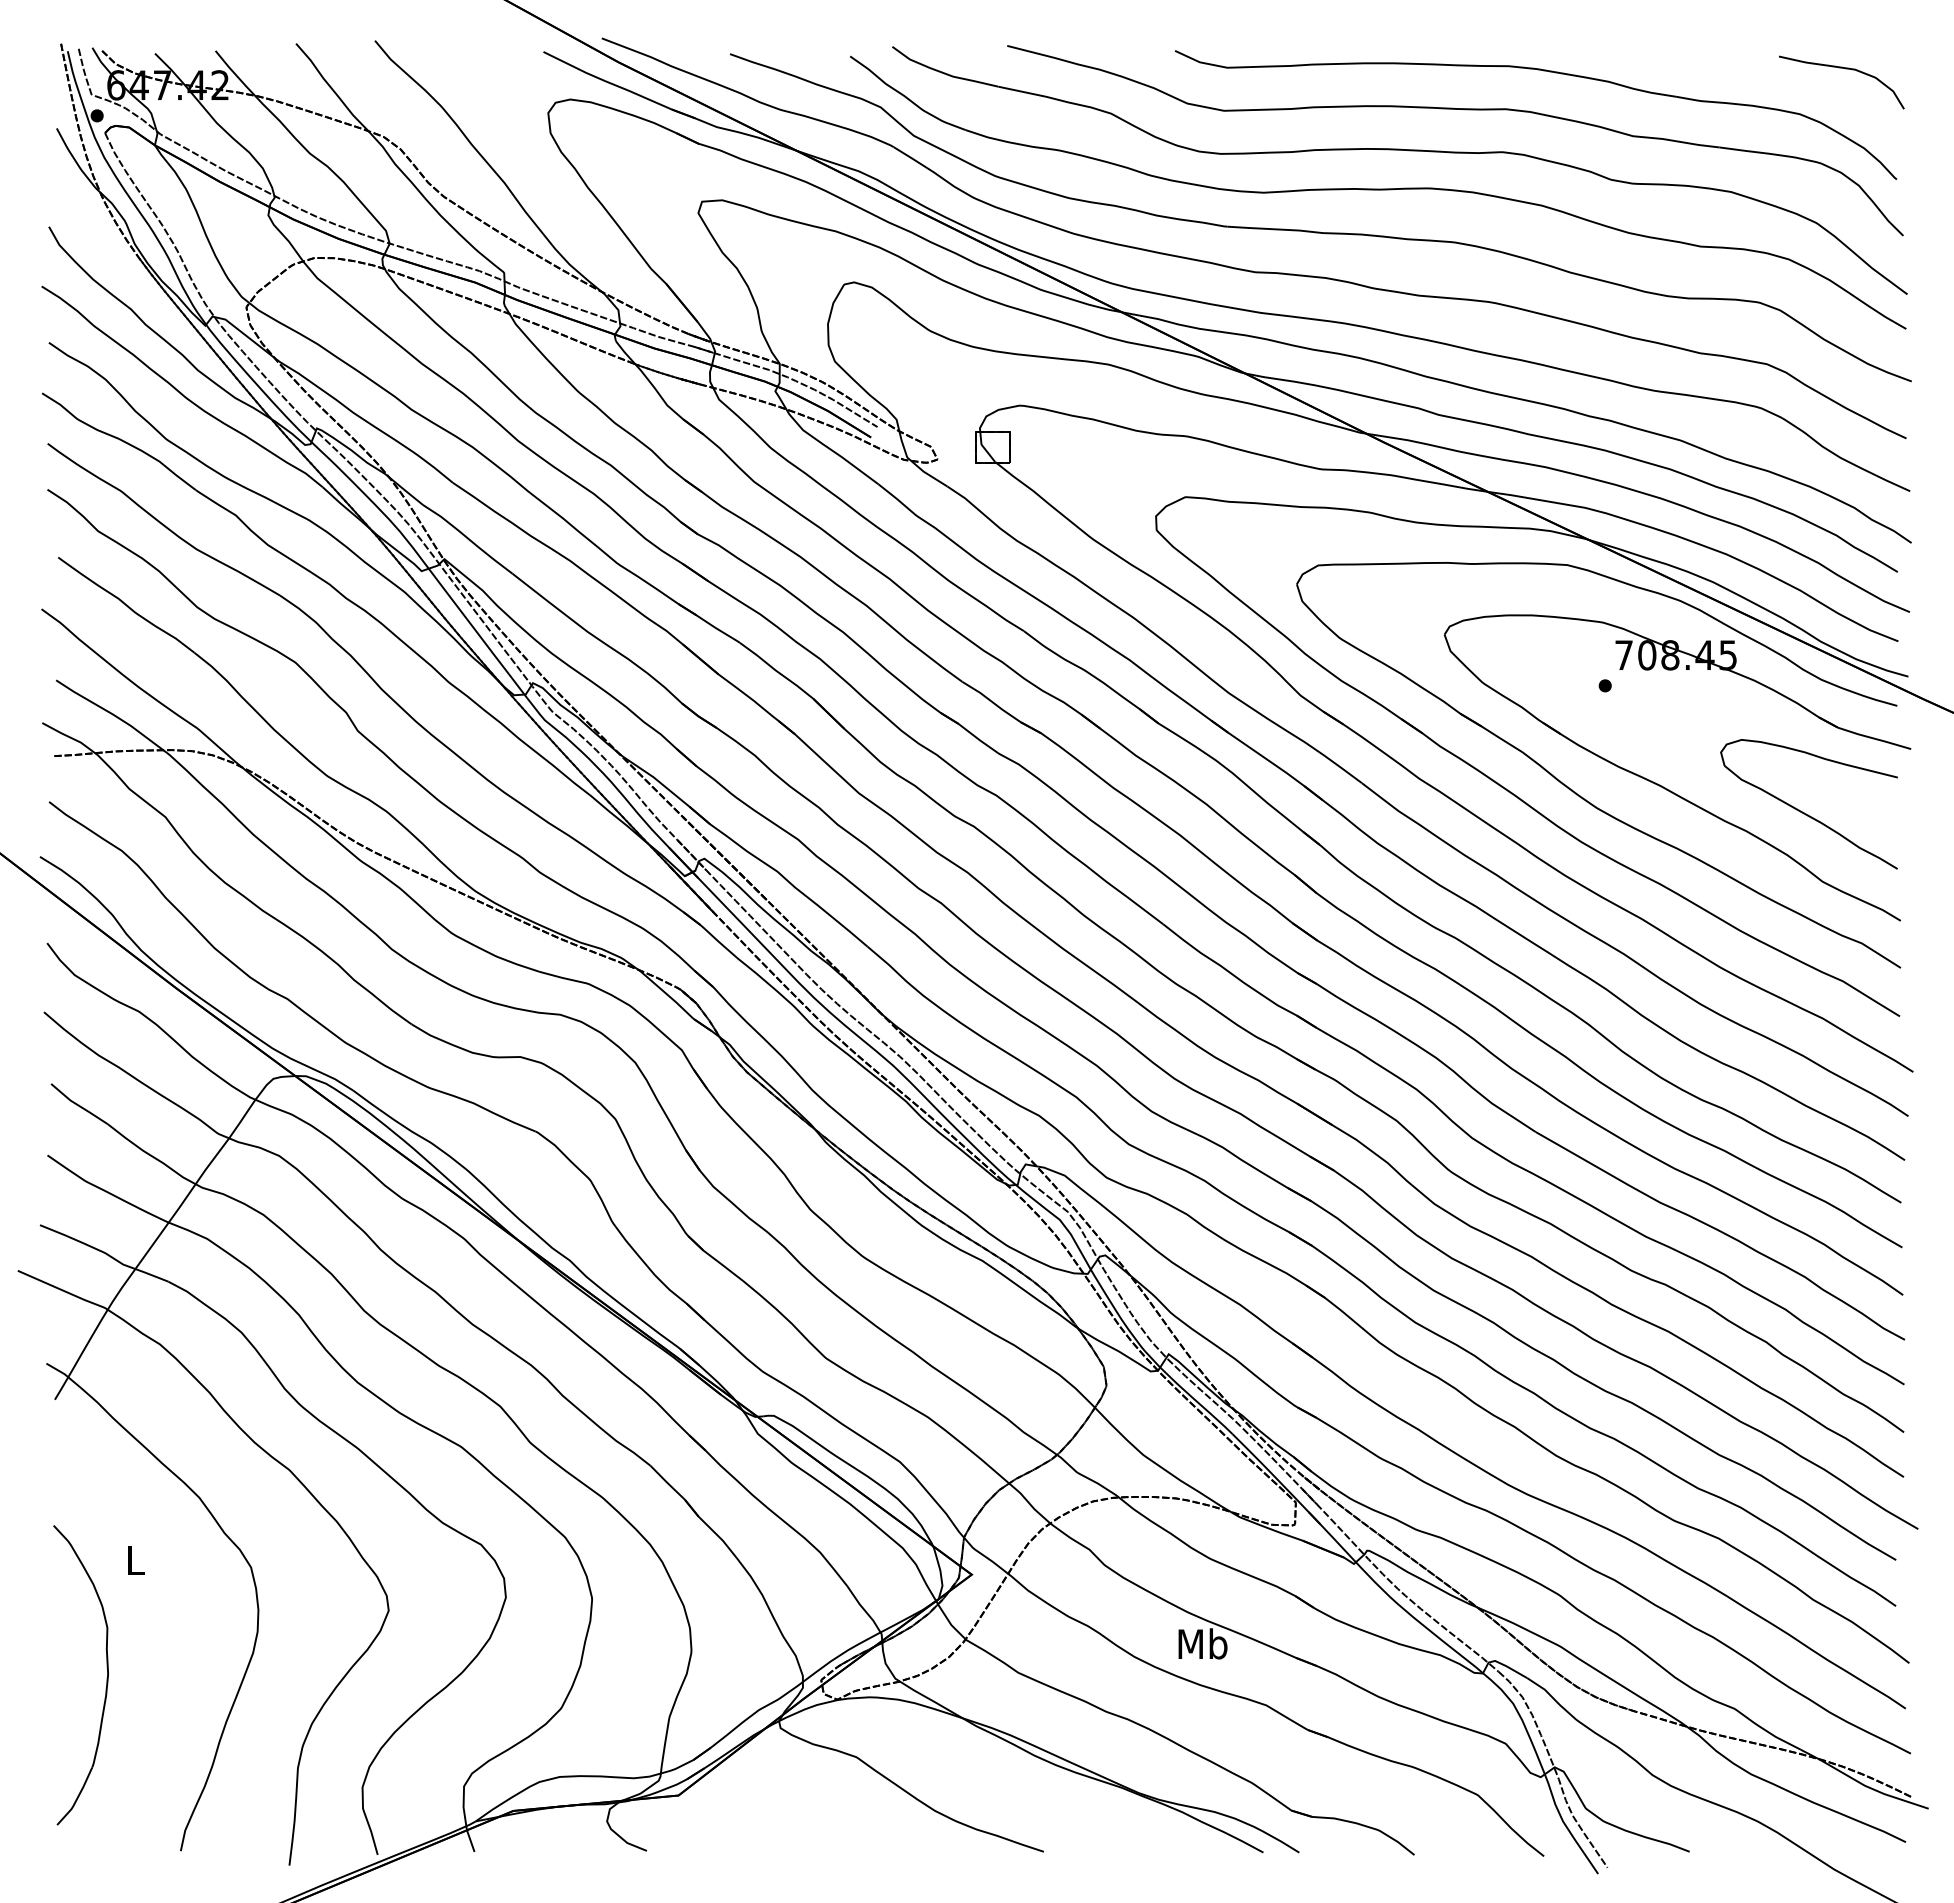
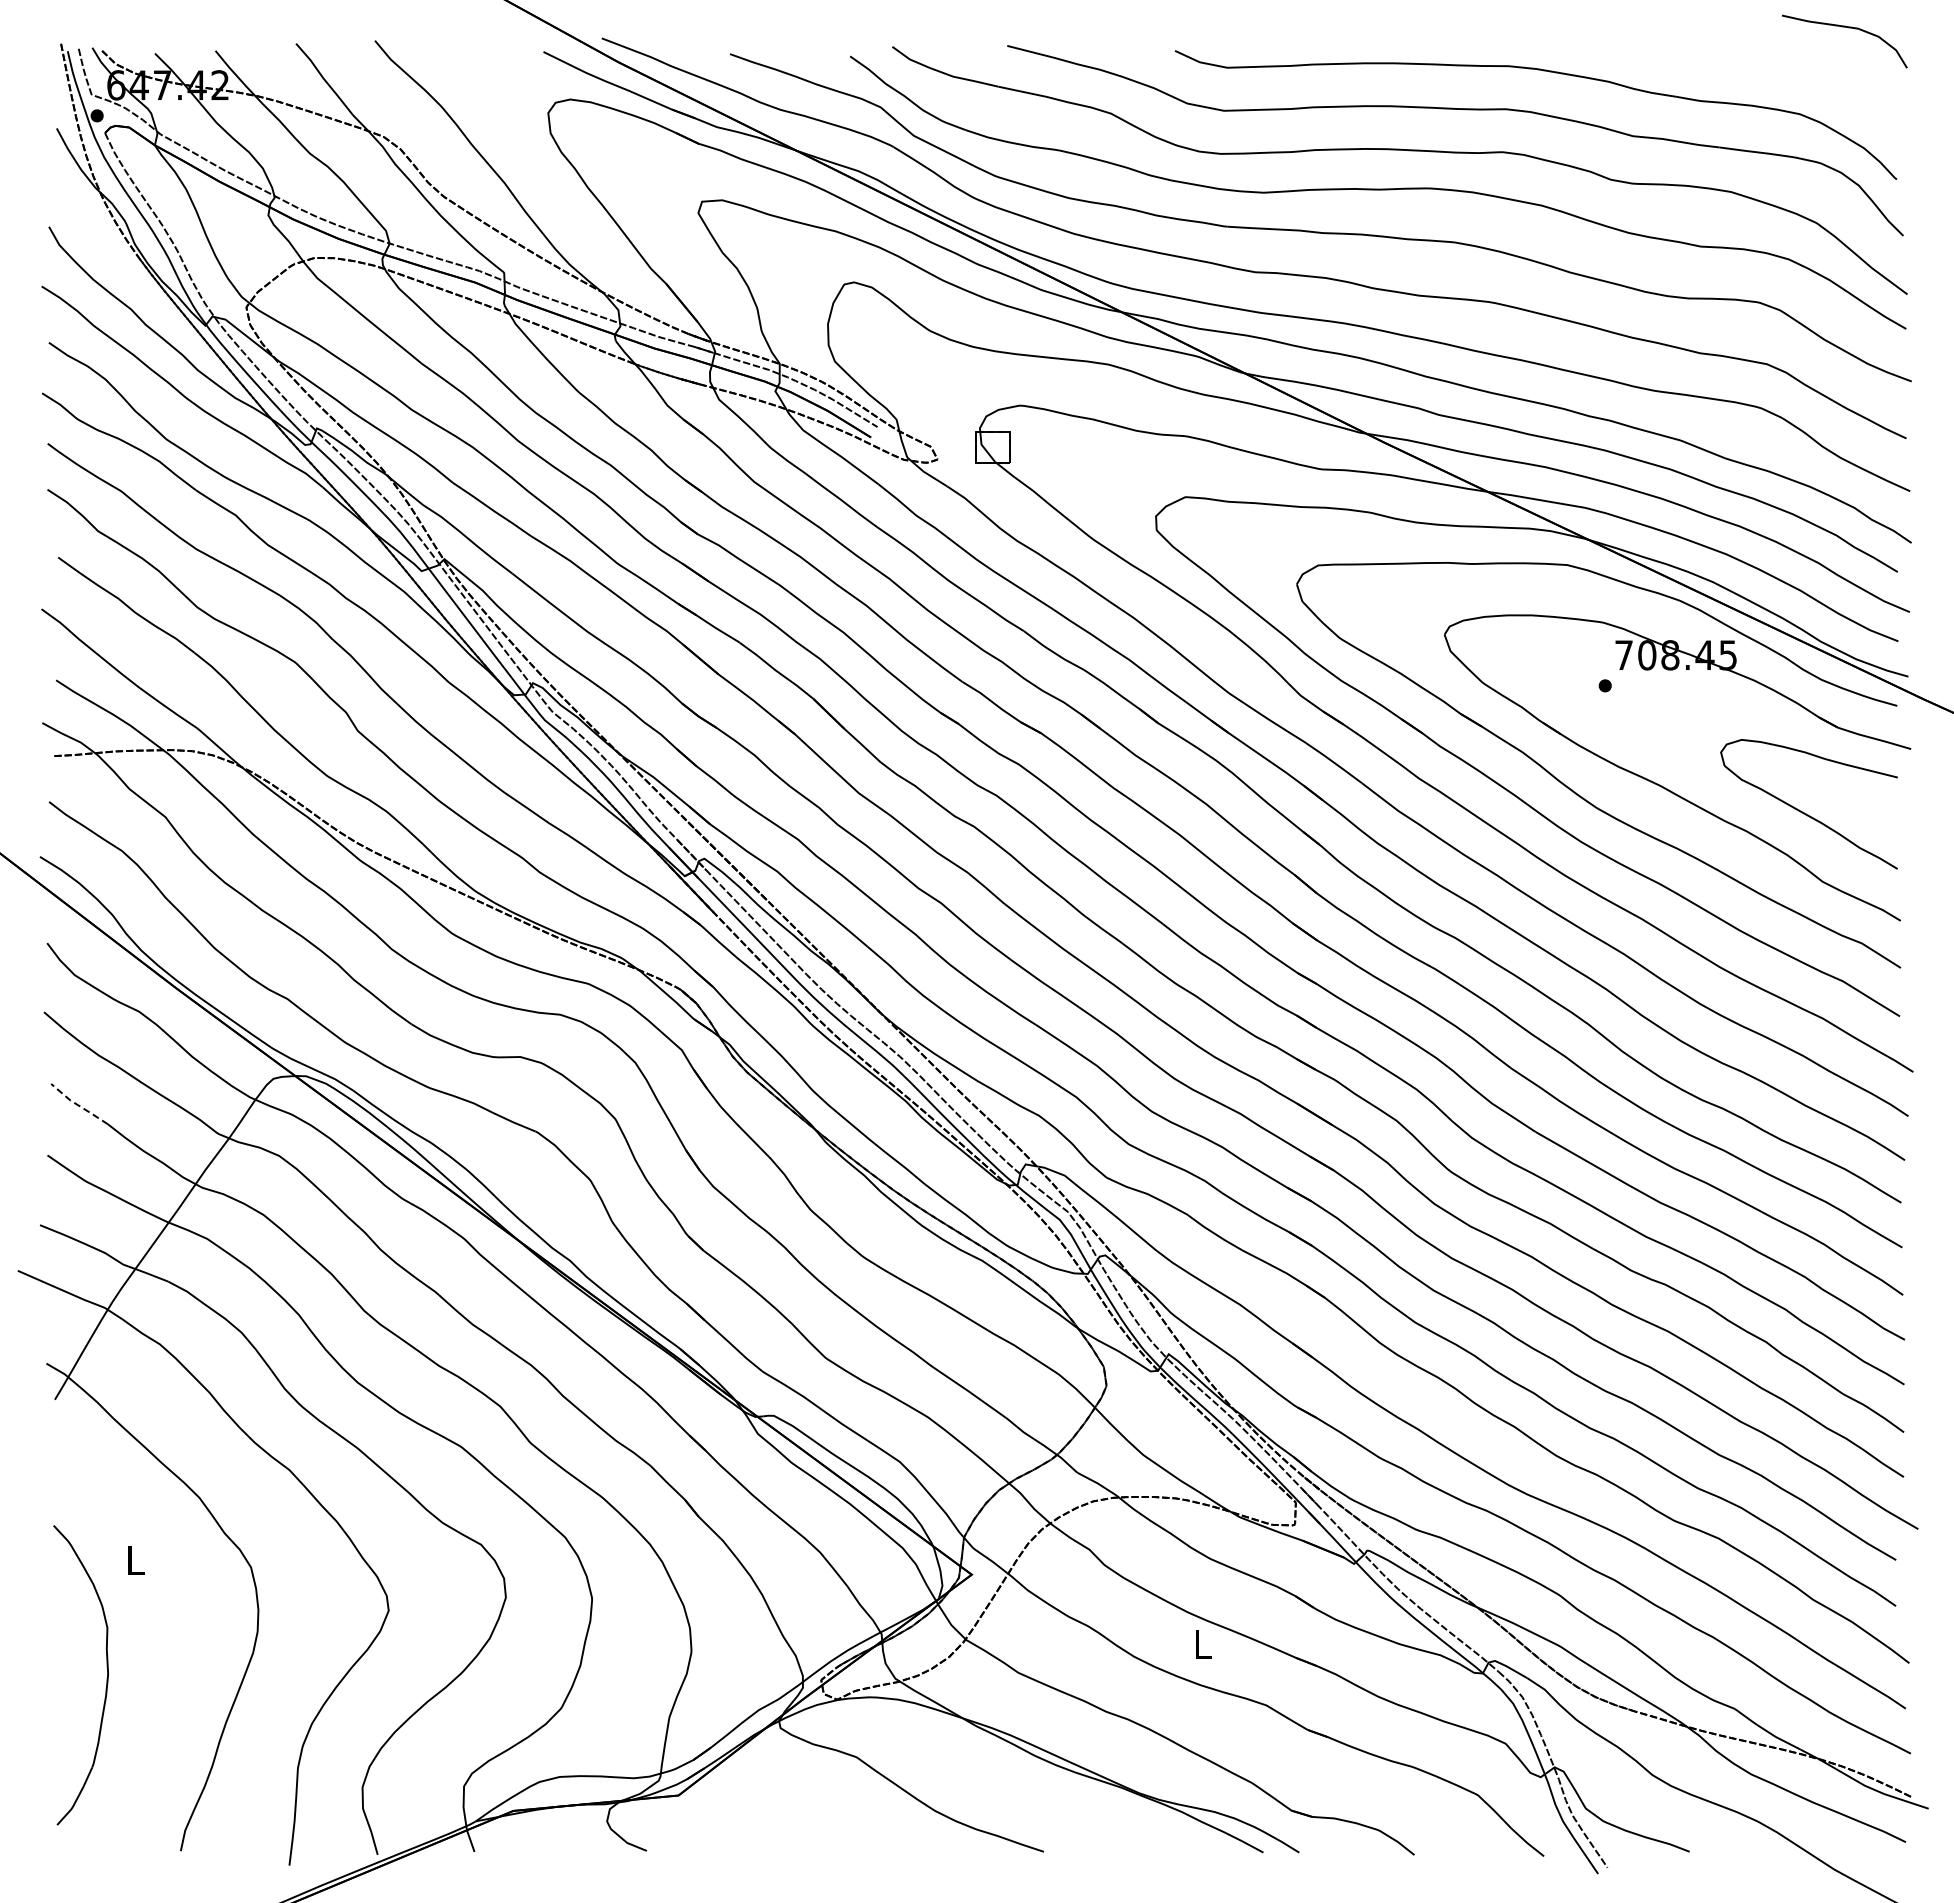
curve position: (1845, 69) -> (1848, 28) (1848, 28)
line: solid -> dashed (78, 1105)
text: Mb -> L (1202, 1643)
